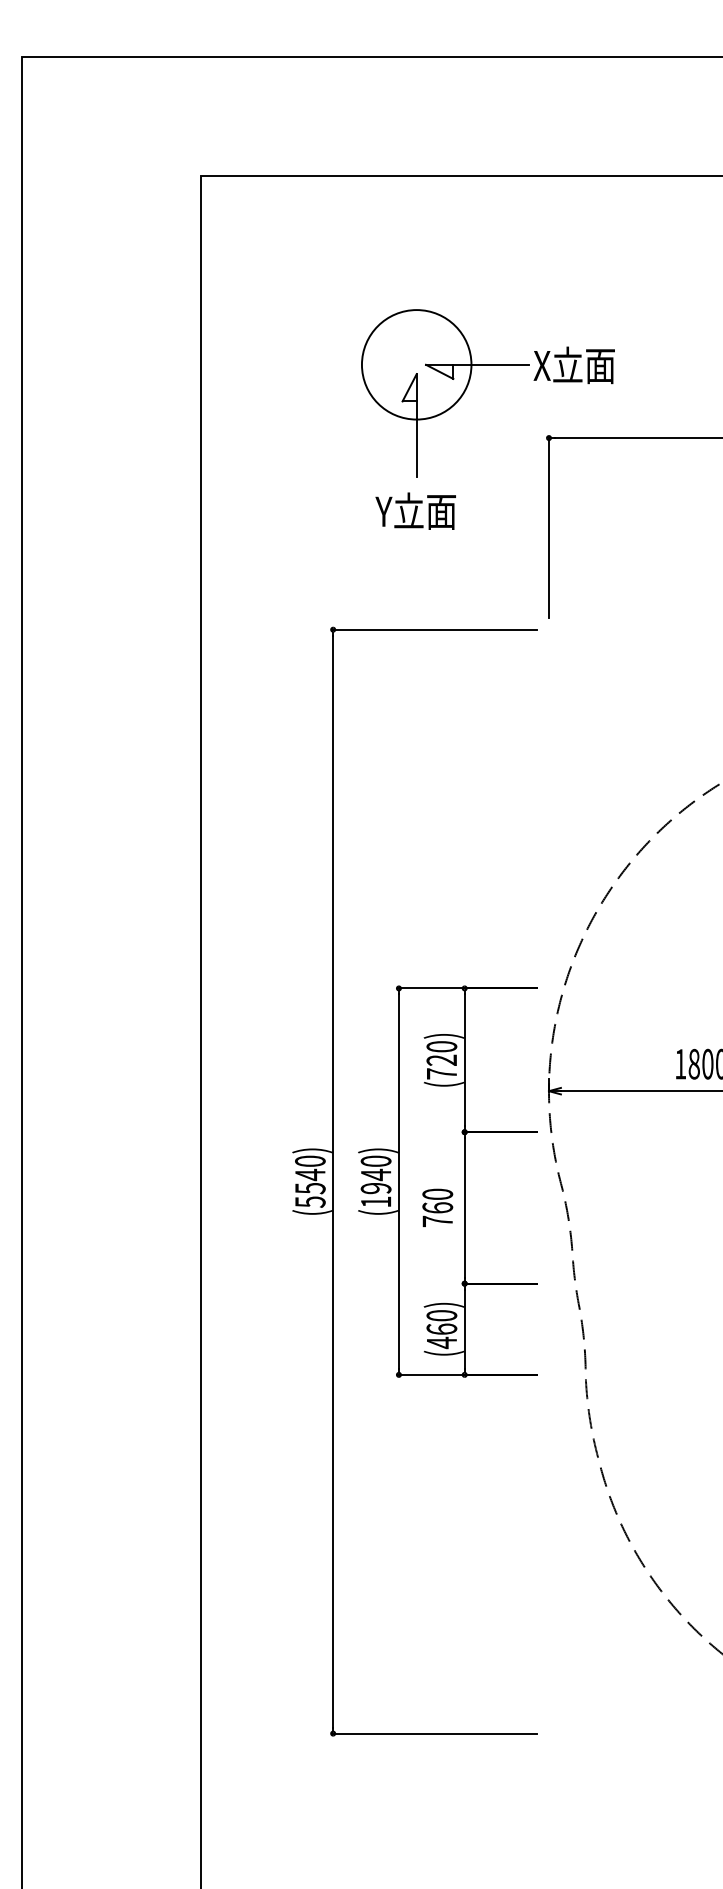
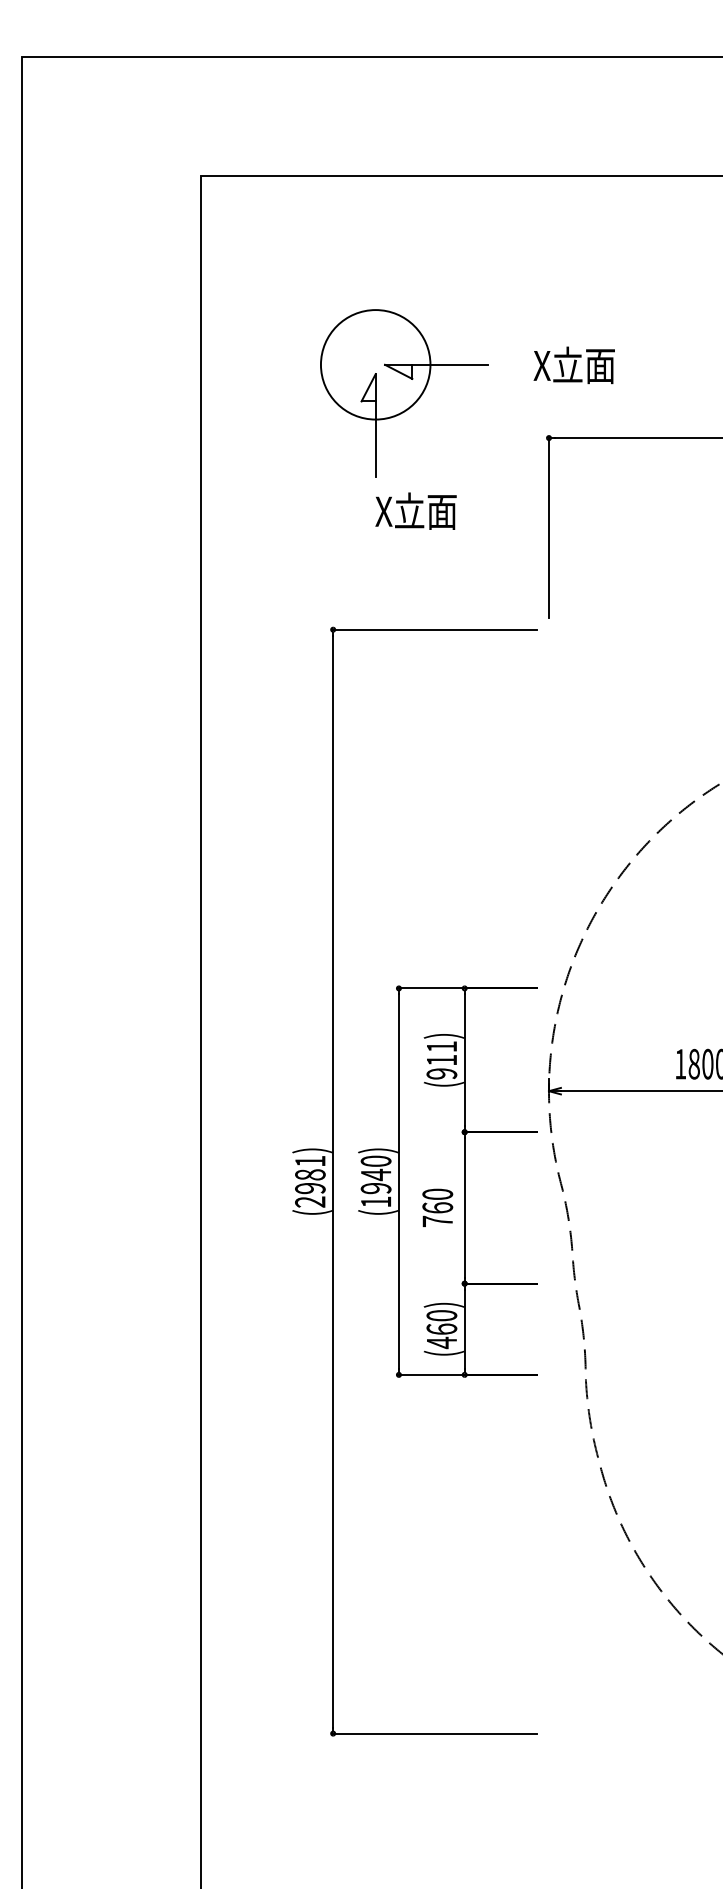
part position: (445, 393) -> (404, 393) (404, 393)
text: Y立面 -> X立面 (415, 510)
text: (720) -> (911) (441, 1060)
text: (5540) -> (2981) (310, 1181)
